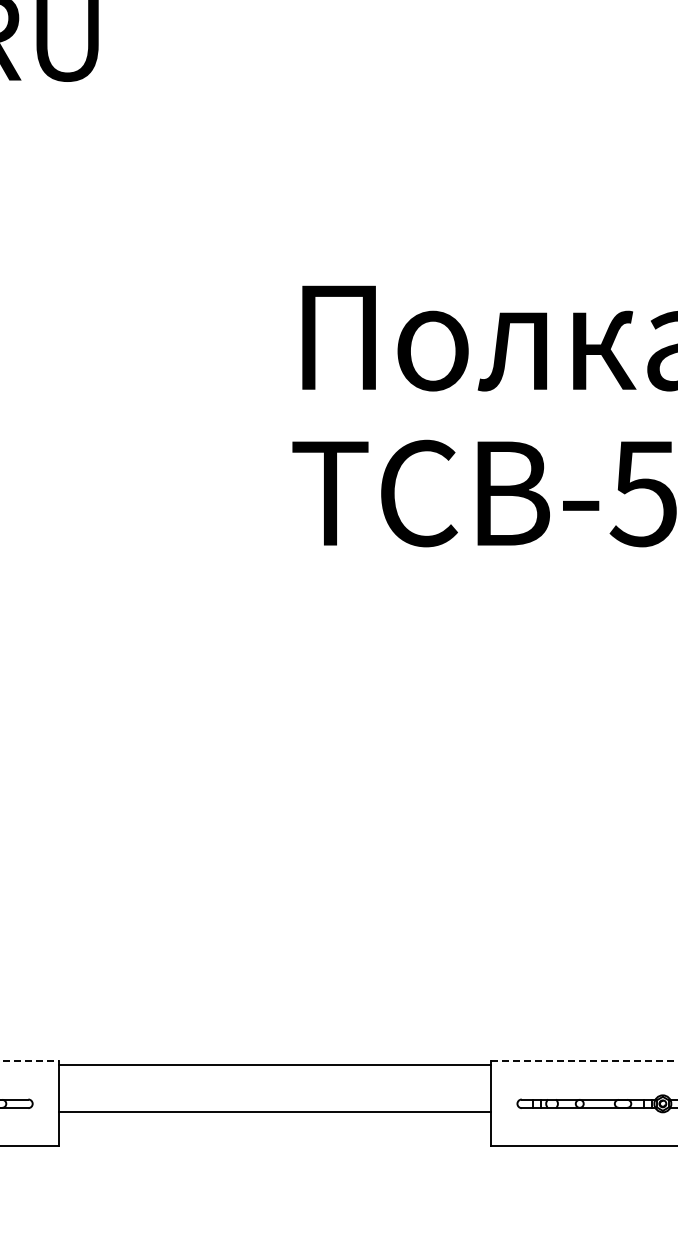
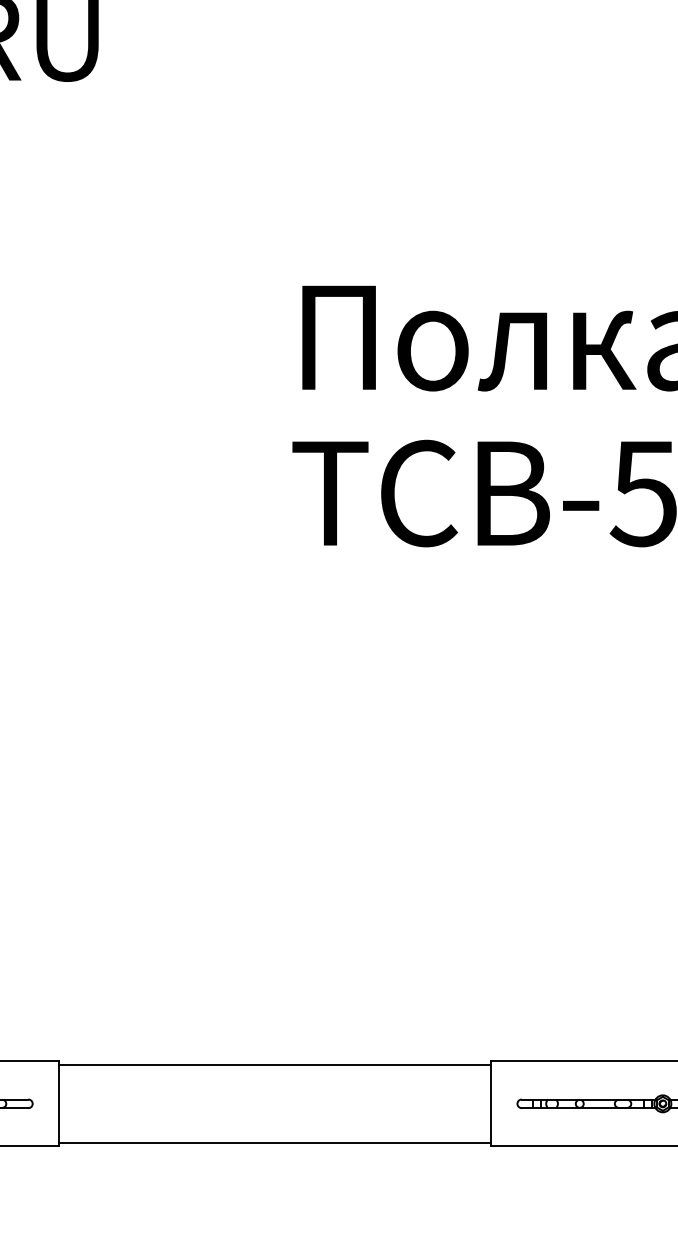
line: dashed -> solid (29, 1061)
line: dashed -> solid (584, 1061)
line position: (274, 1111) -> (274, 1142) (274, 1142)
